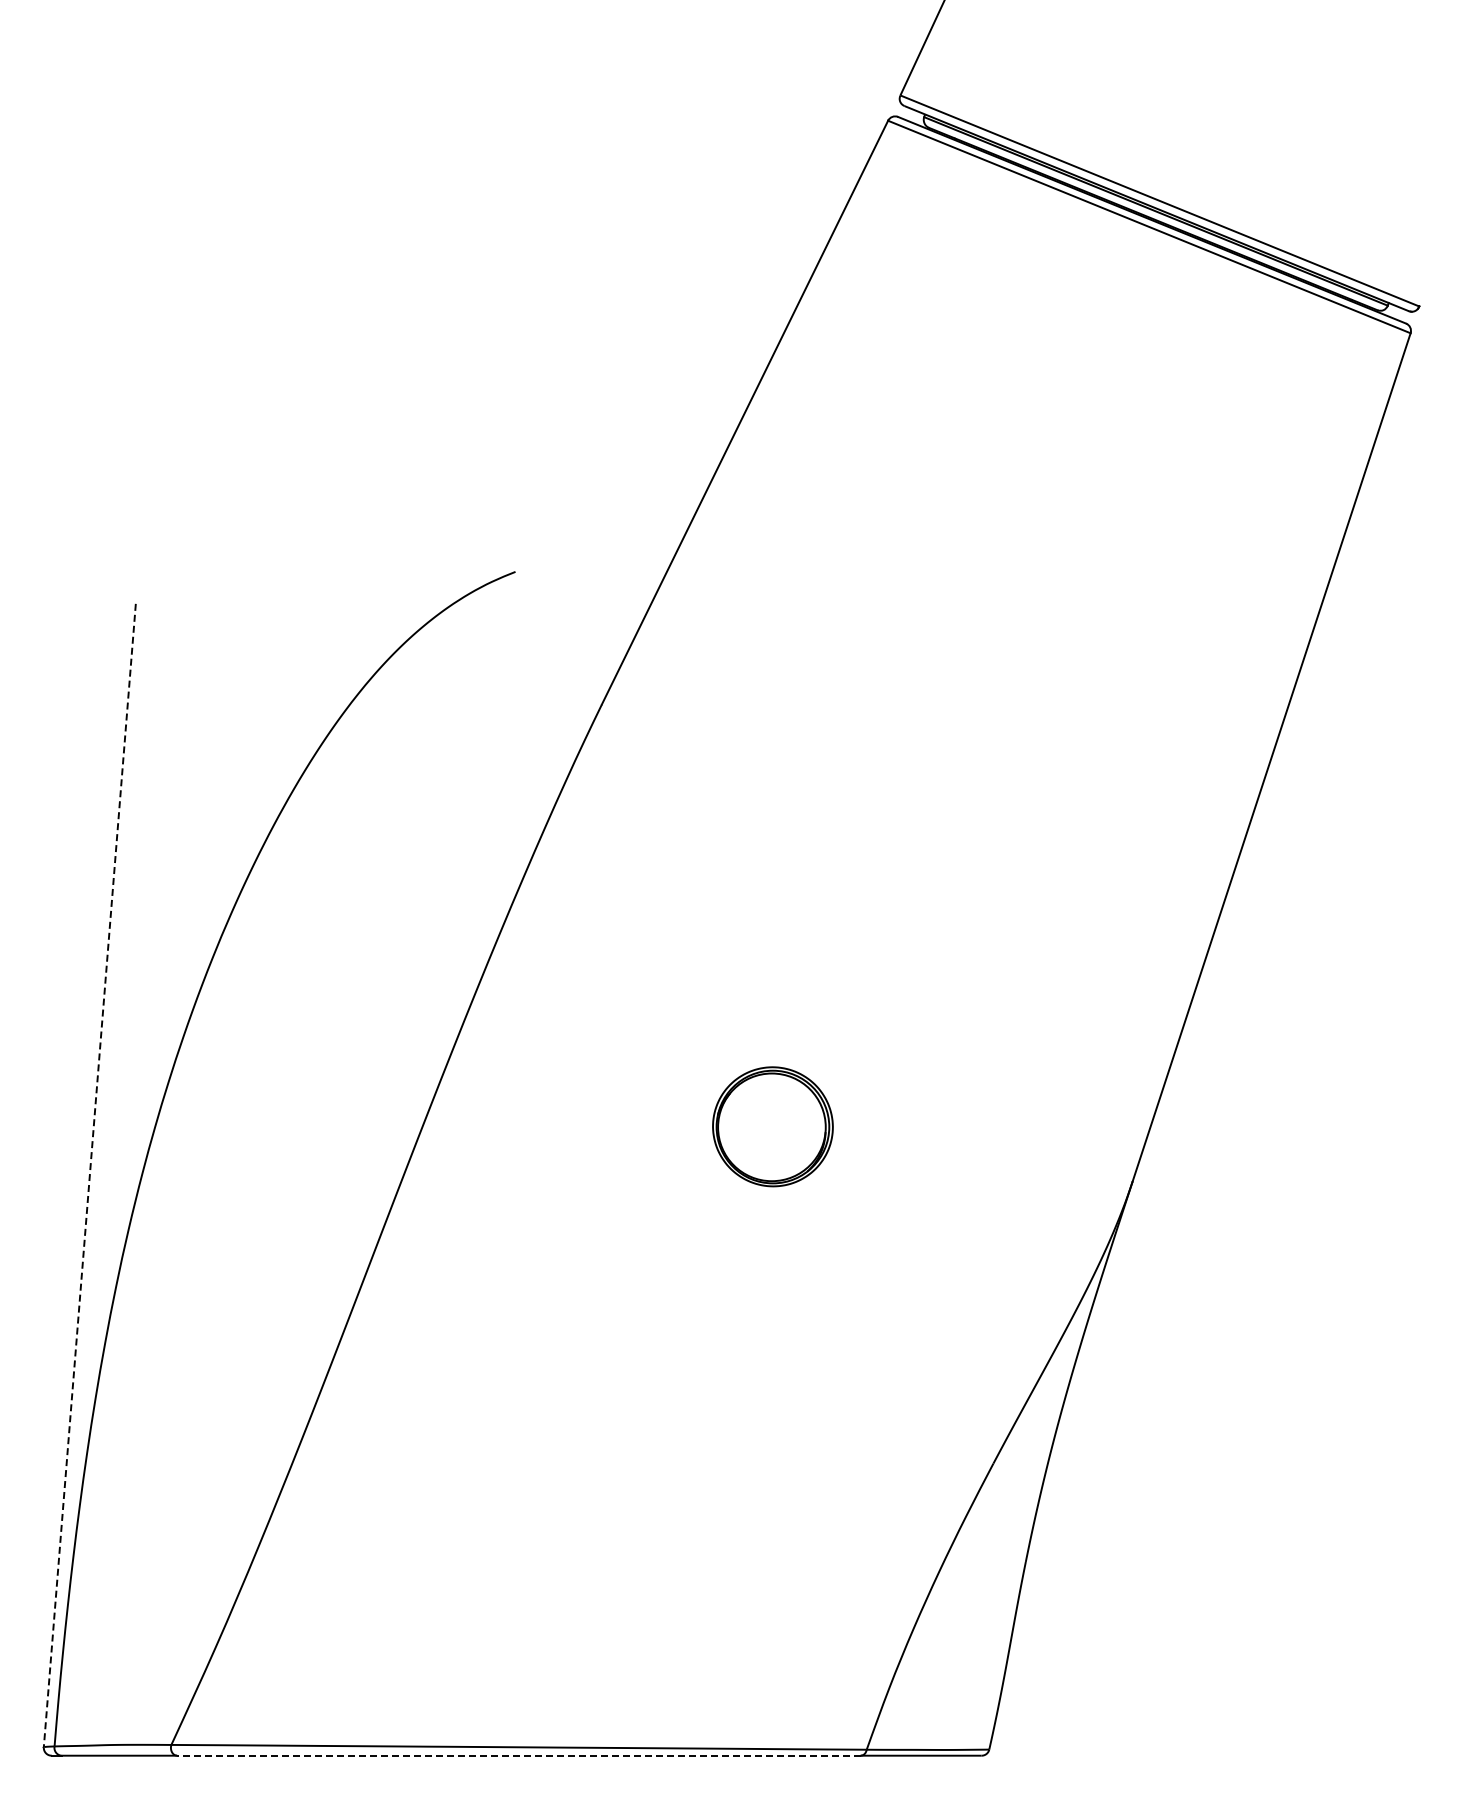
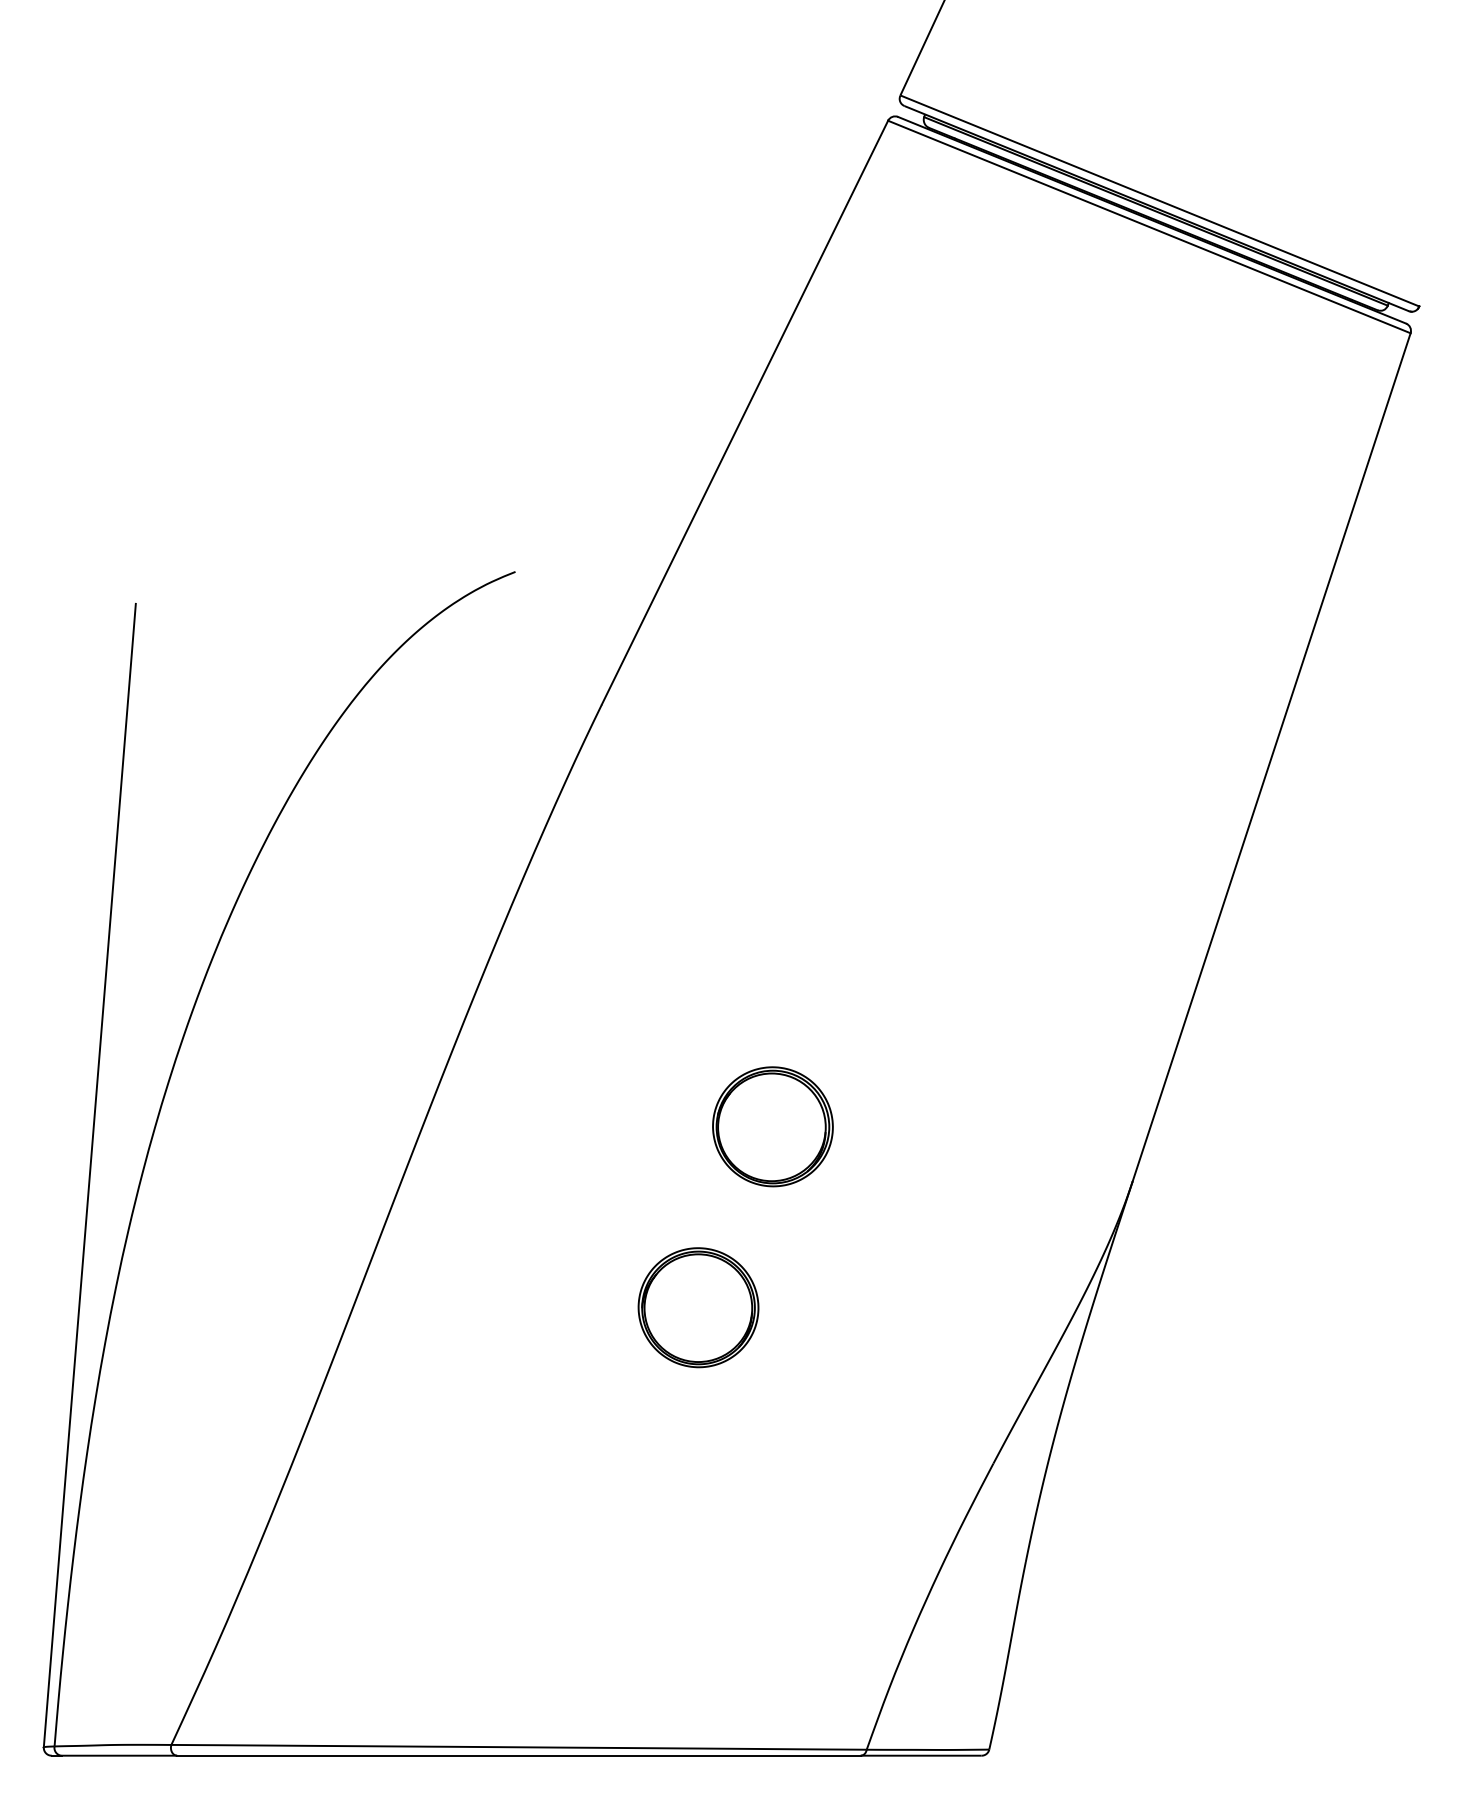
line: dashed -> solid (89, 1175)
part: none -> present (698, 1307)
line: dashed -> solid (518, 1755)
